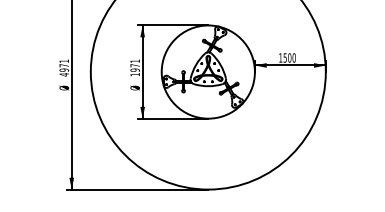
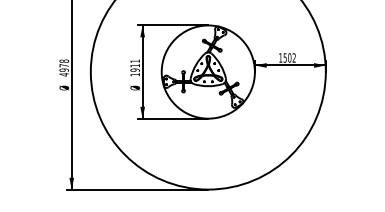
text: 1500 -> 1502 (293, 57)
text: 4971 -> 4978 (64, 60)
text: 1971 -> 1911 (134, 65)
